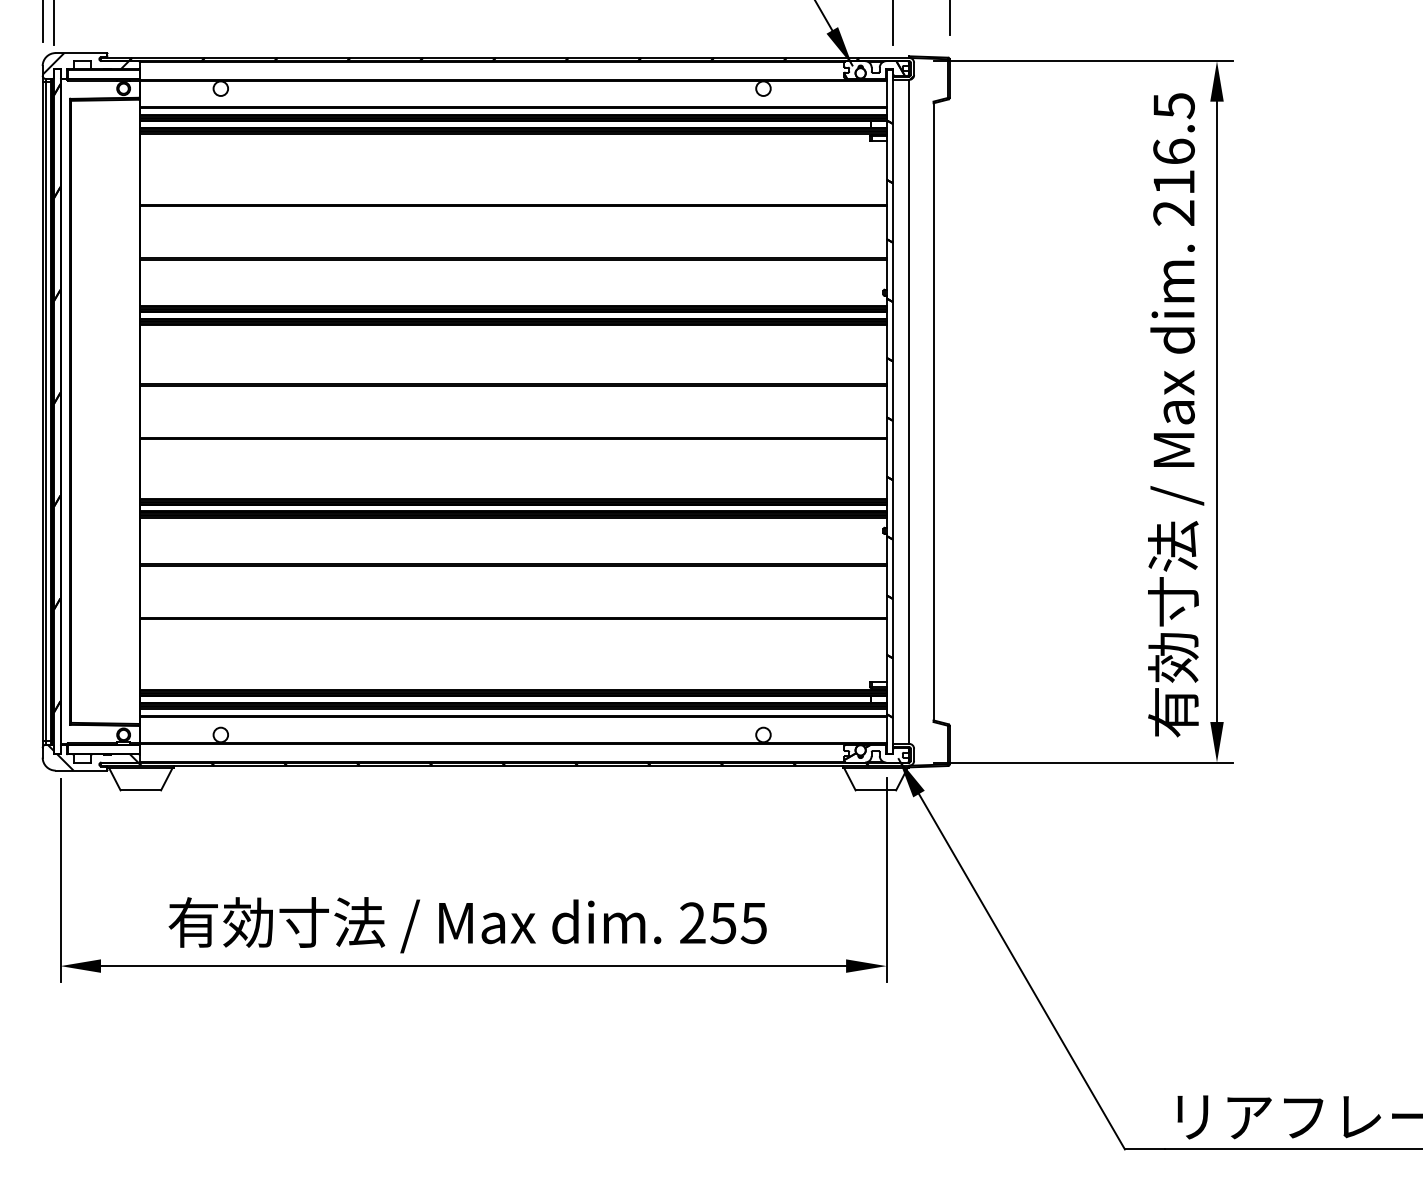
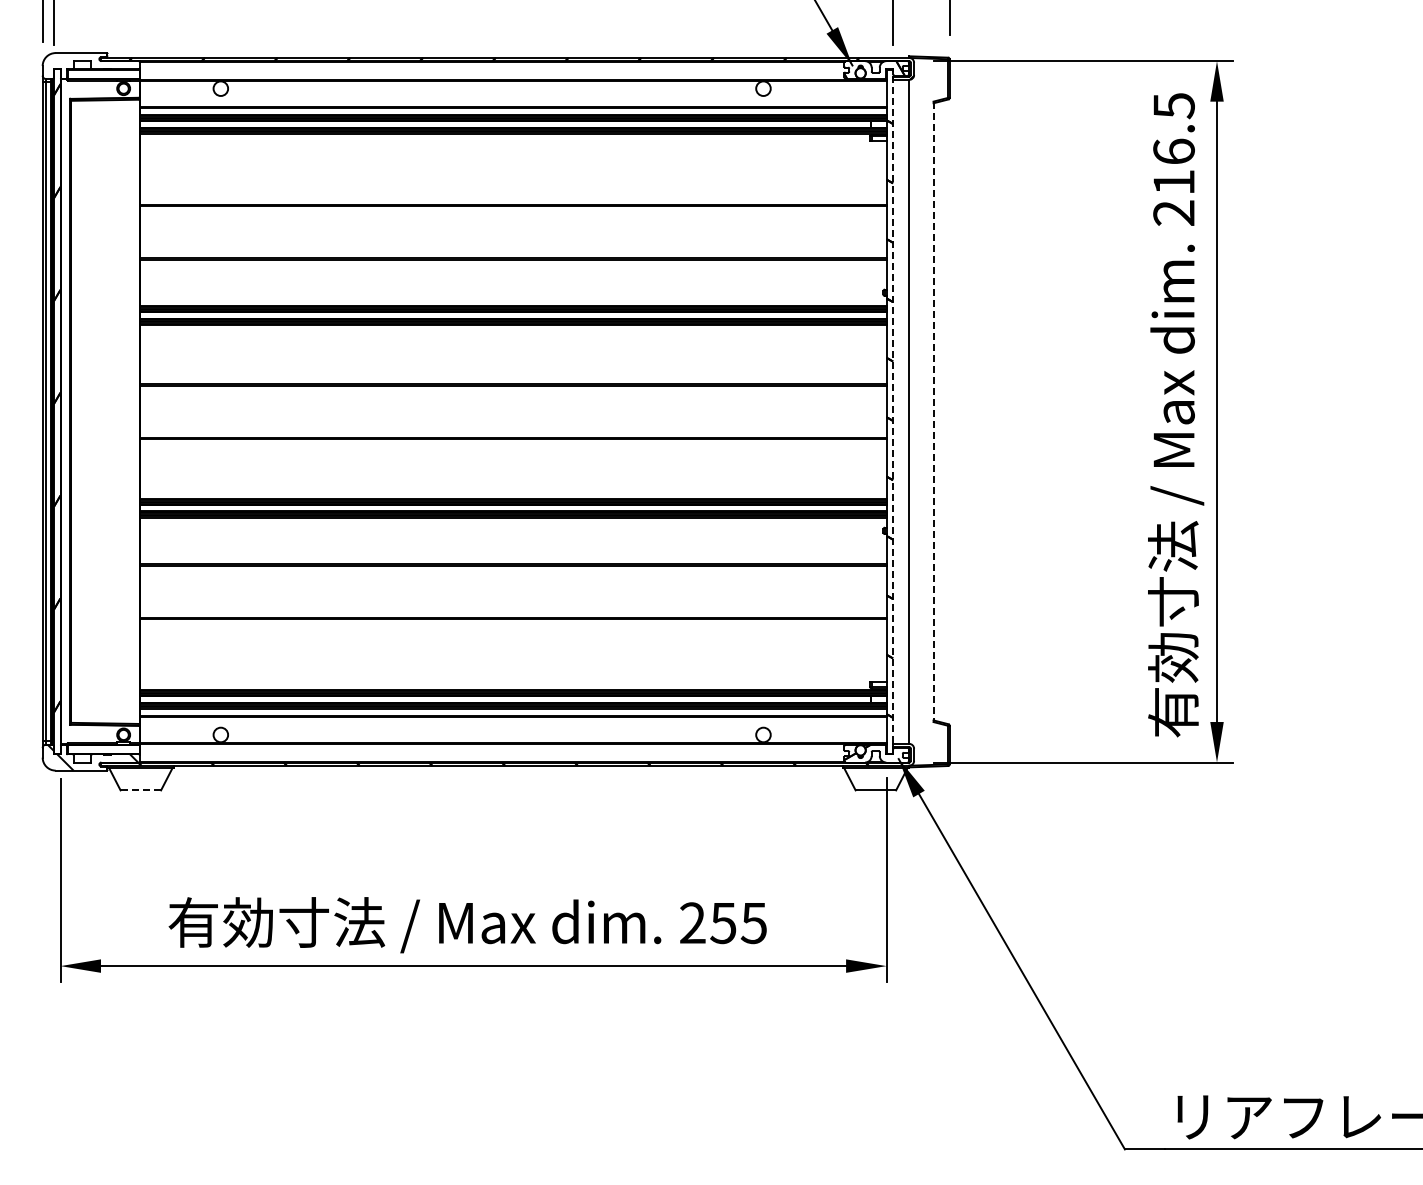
hatch: present -> none (85, 63)
line: solid -> dashed (893, 411)
line: solid -> dashed (933, 412)
line: solid -> dashed (141, 790)
